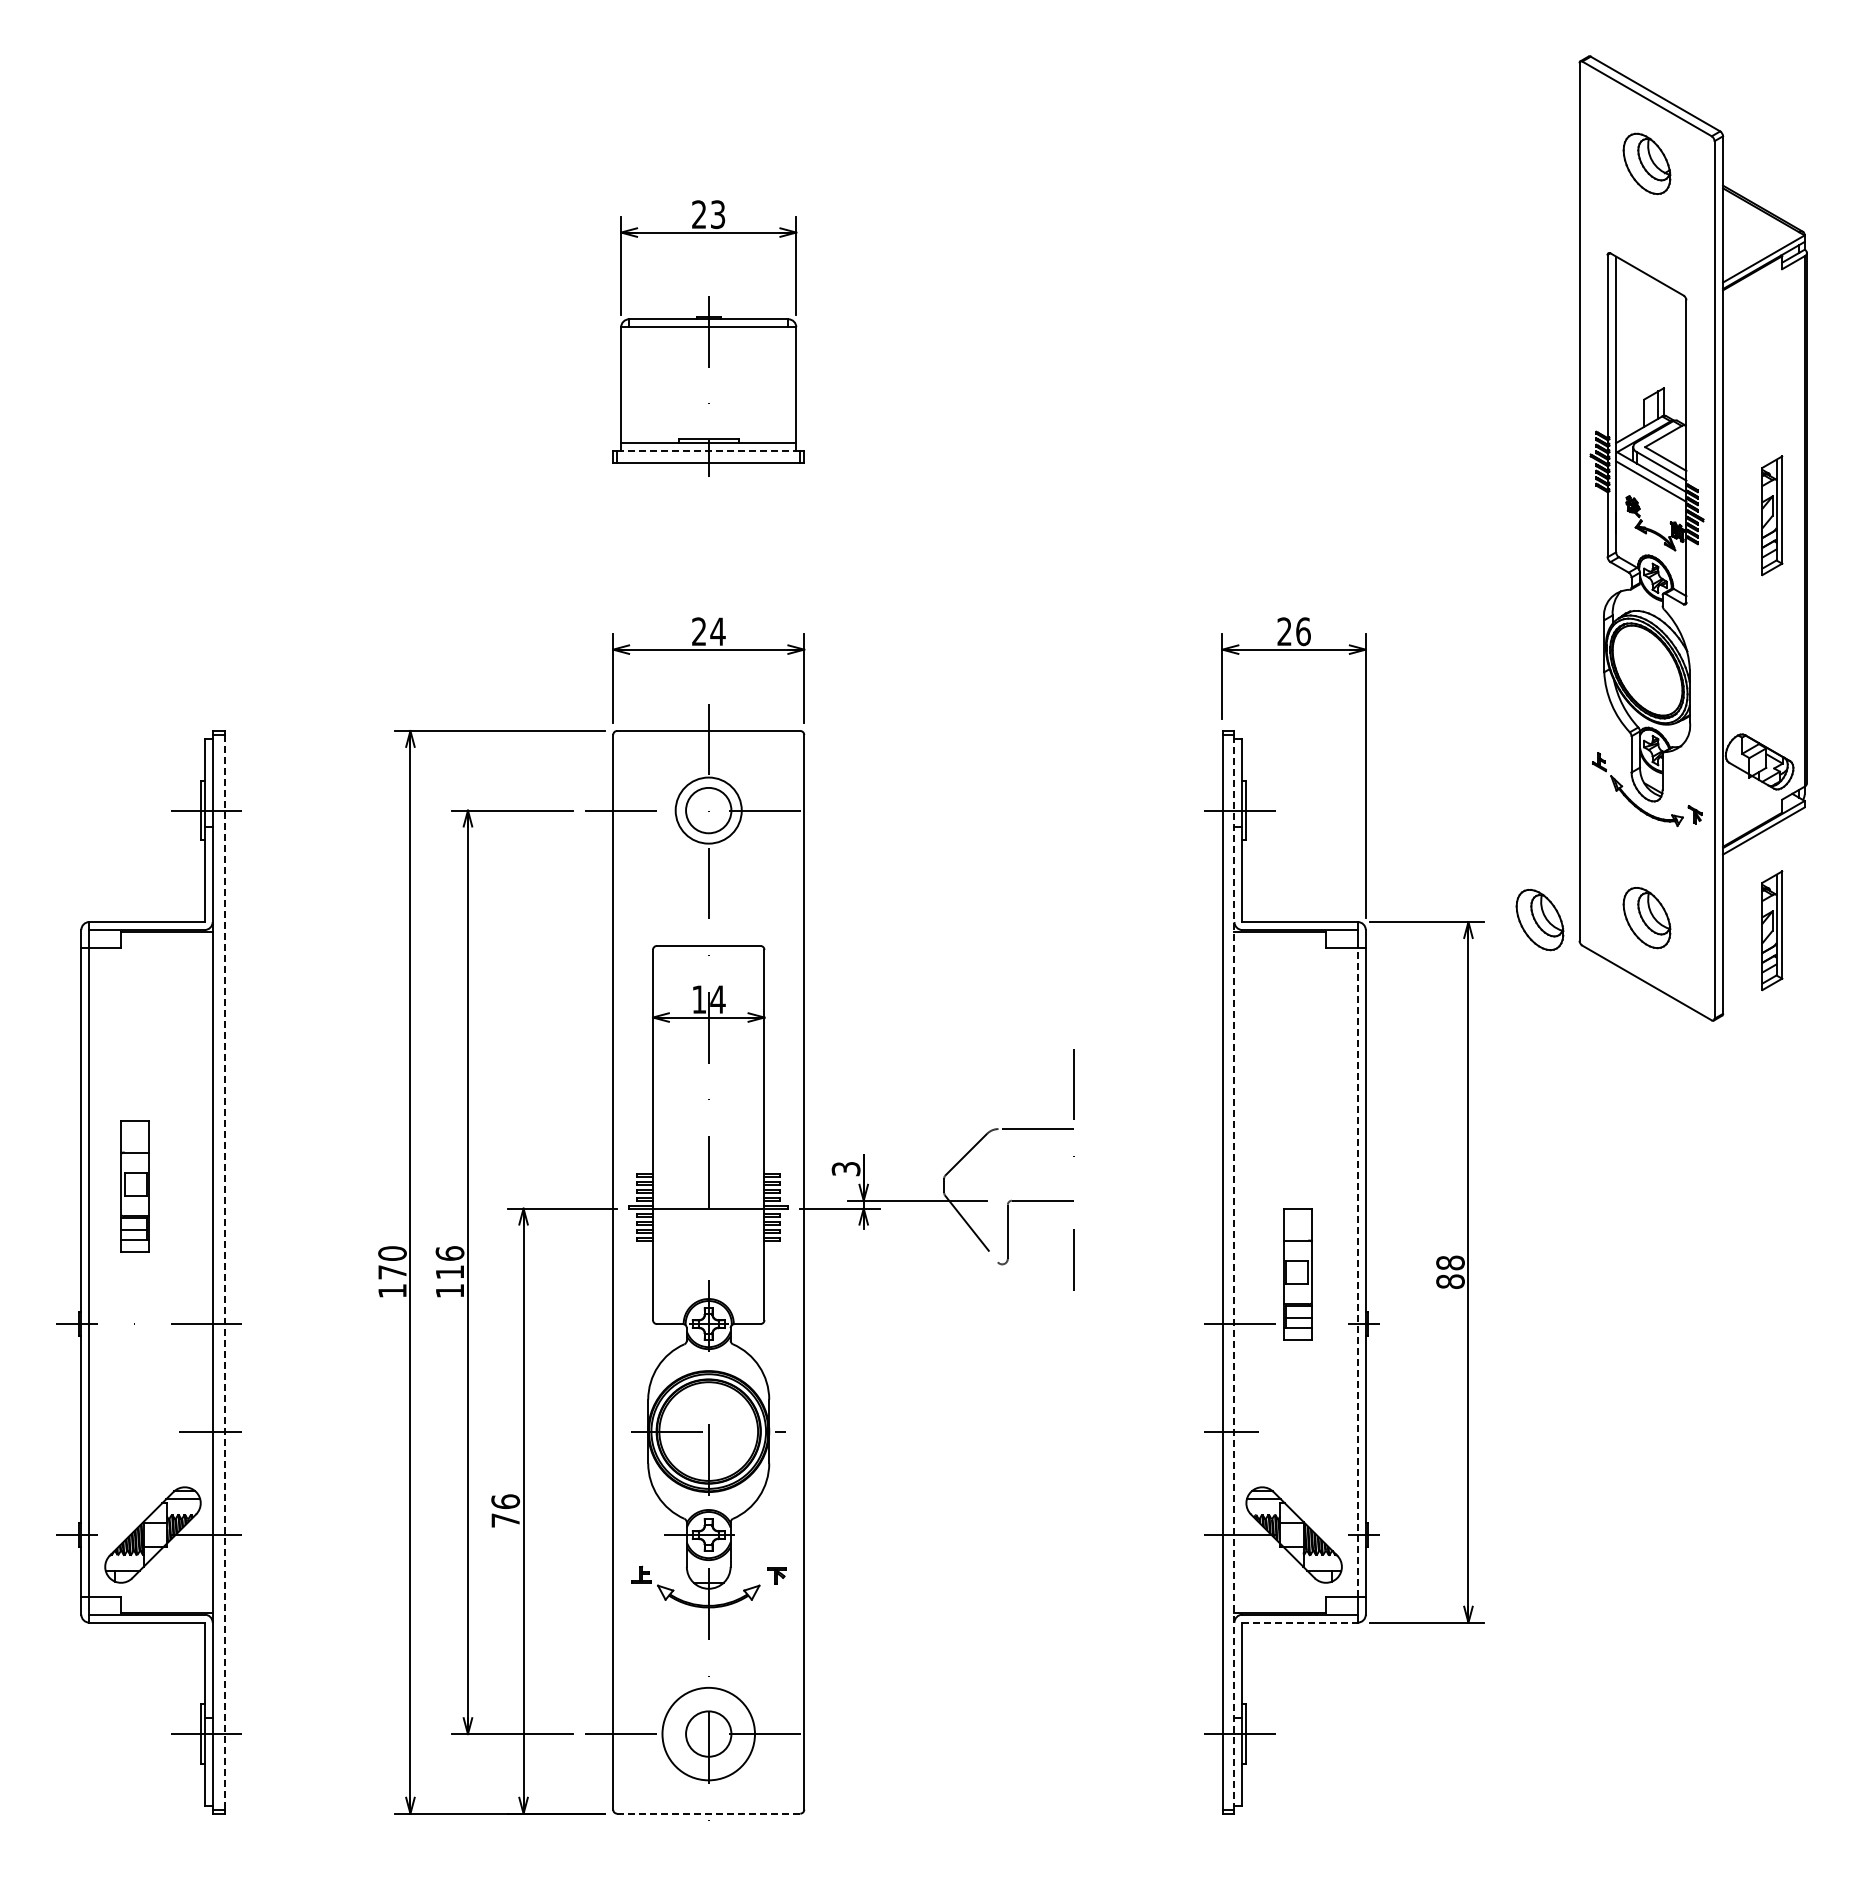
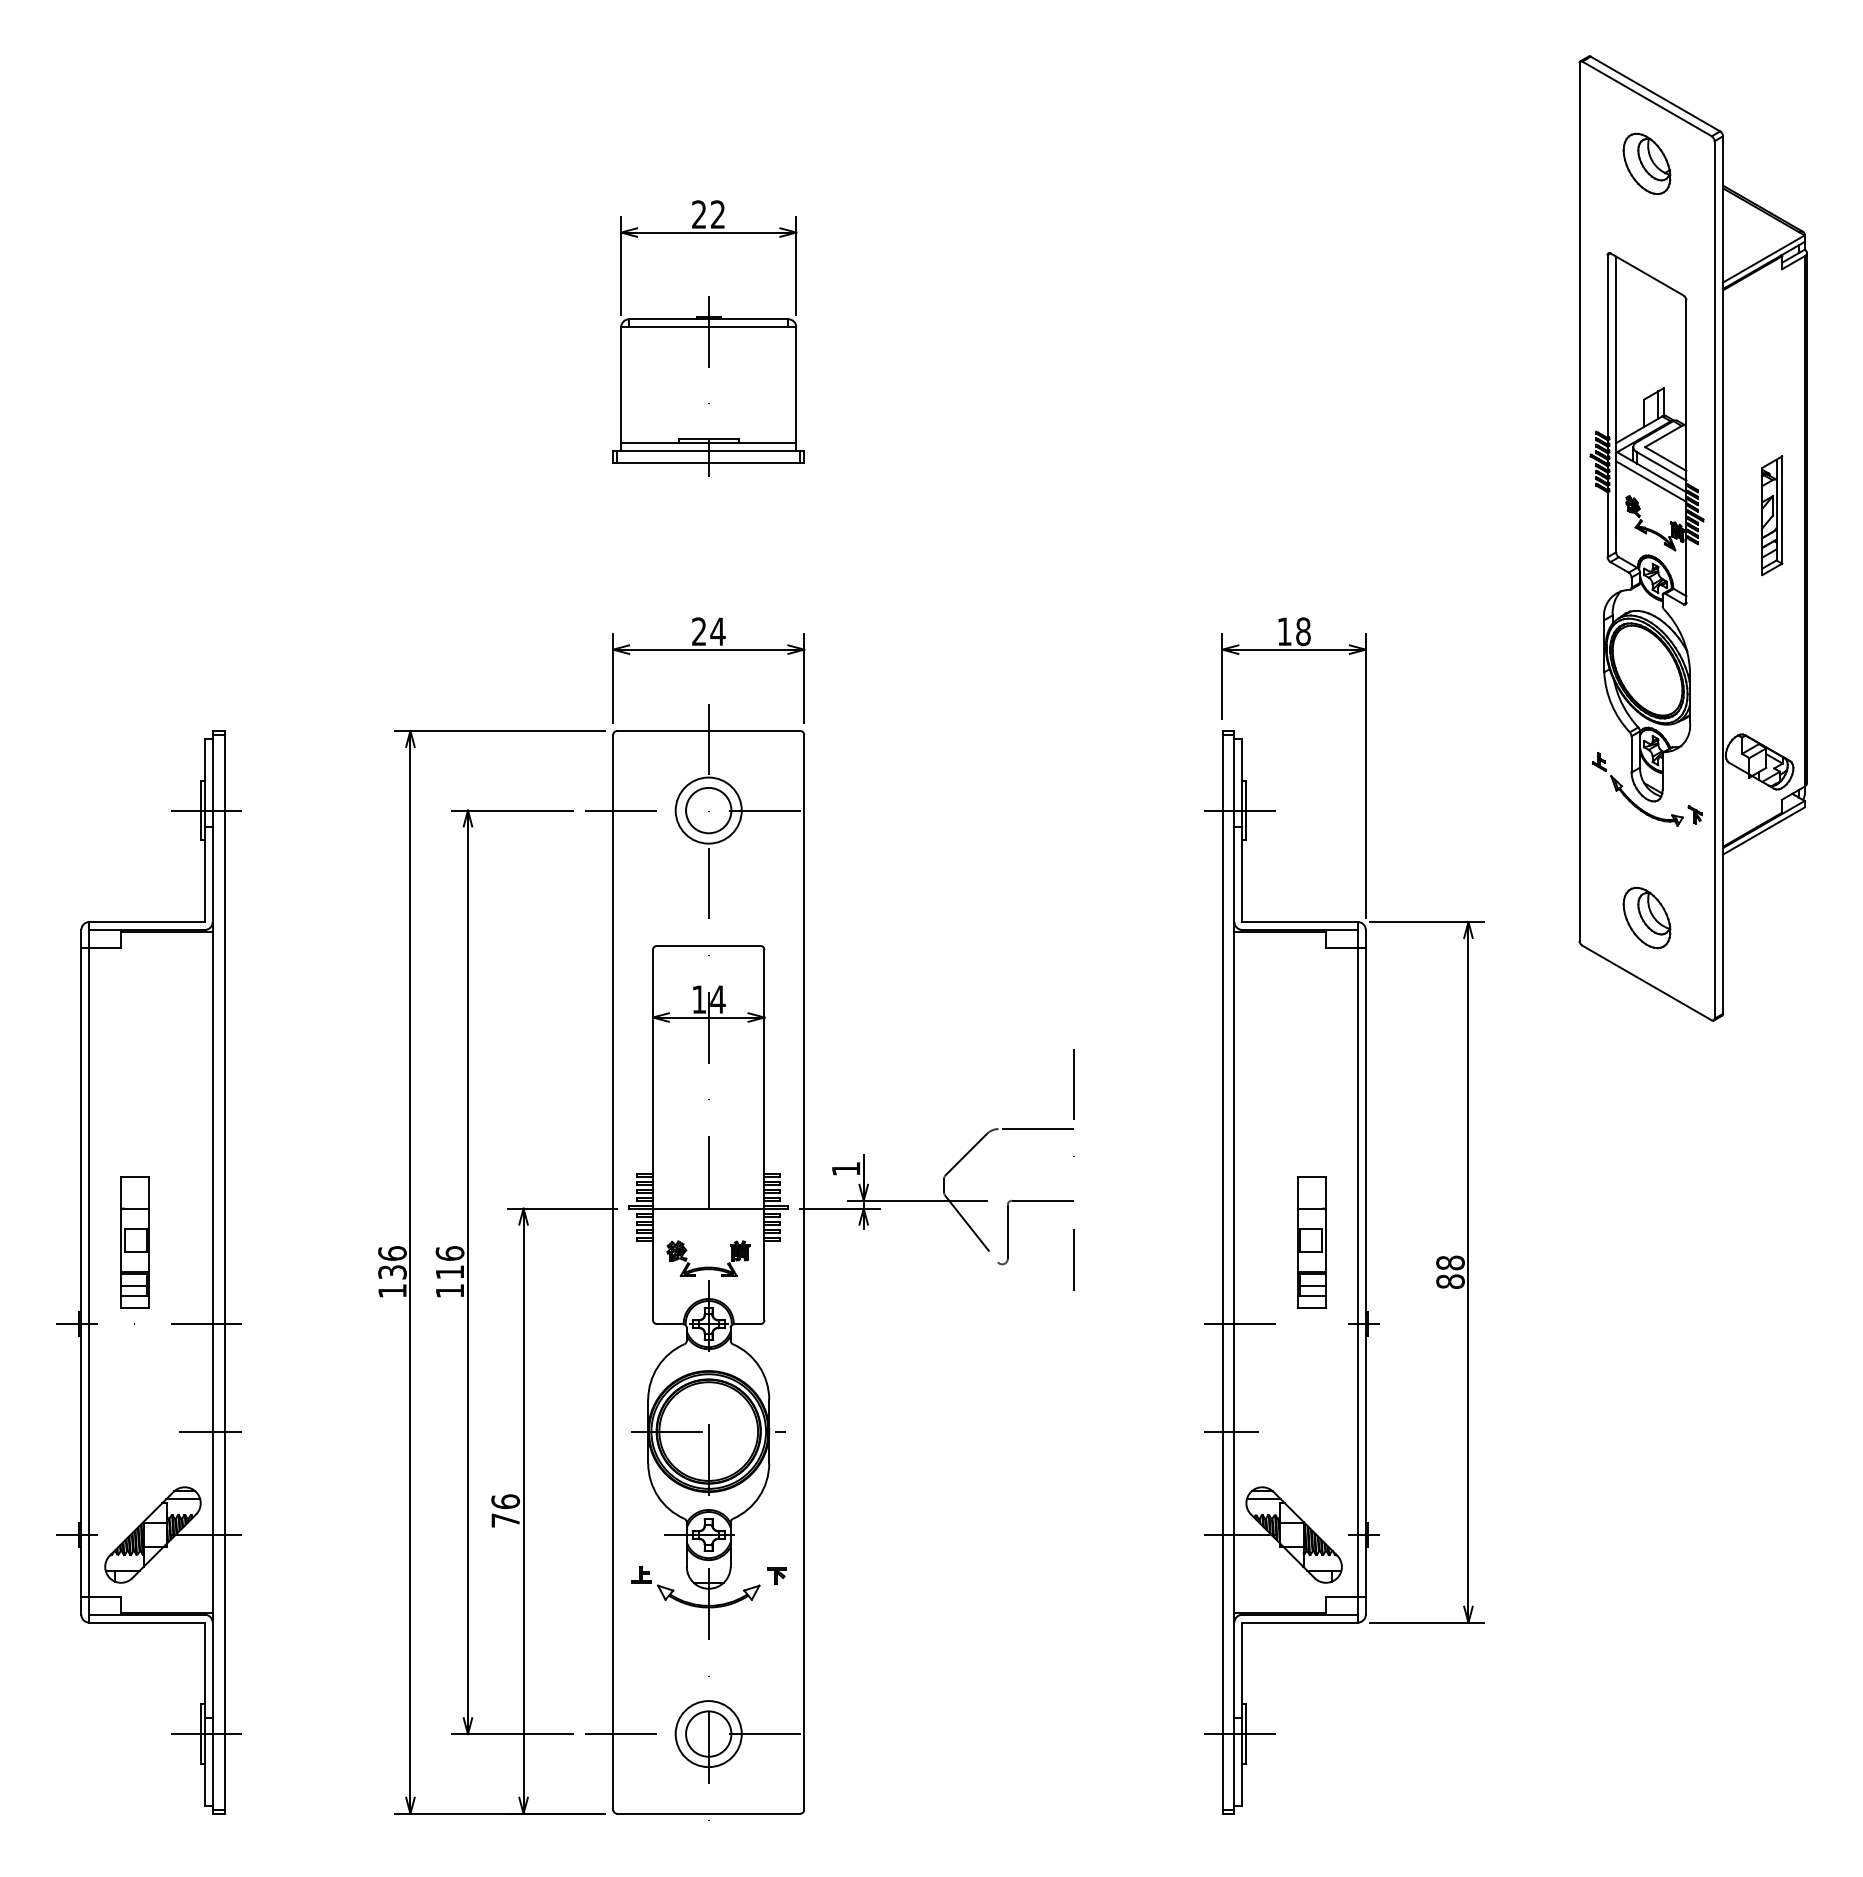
text: 23 -> 22 (718, 214)
line: dashed -> solid (708, 450)
text: 26 -> 18 (1293, 631)
part: present -> none (1539, 920)
part: present -> none (1772, 930)
text: 3 -> 1 (845, 1169)
part position: (134, 1186) -> (134, 1242) (134, 1242)
text: 170 -> 136 (392, 1262)
part: none -> present (708, 1266)
line: dashed -> solid (1234, 1271)
line: dashed -> solid (224, 1272)
line: dashed -> solid (1357, 1272)
part position: (1297, 1274) -> (1311, 1242) (1311, 1242)
line: dashed -> solid (1300, 1622)
circle diameter: 93 px -> 66 px (708, 1734)
line: dashed -> solid (708, 1813)
